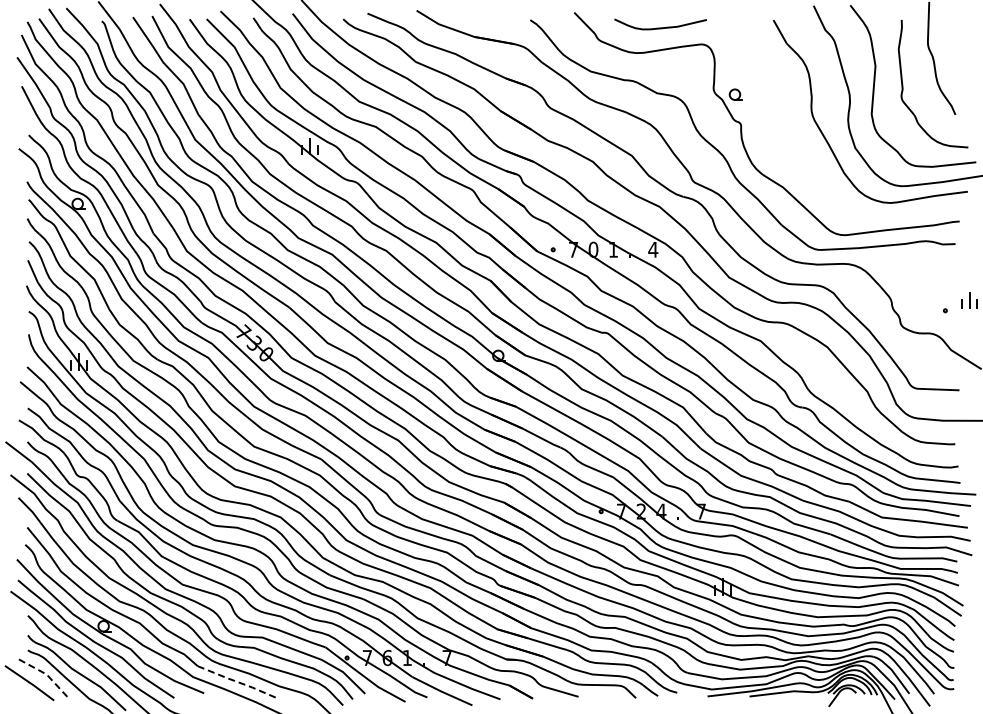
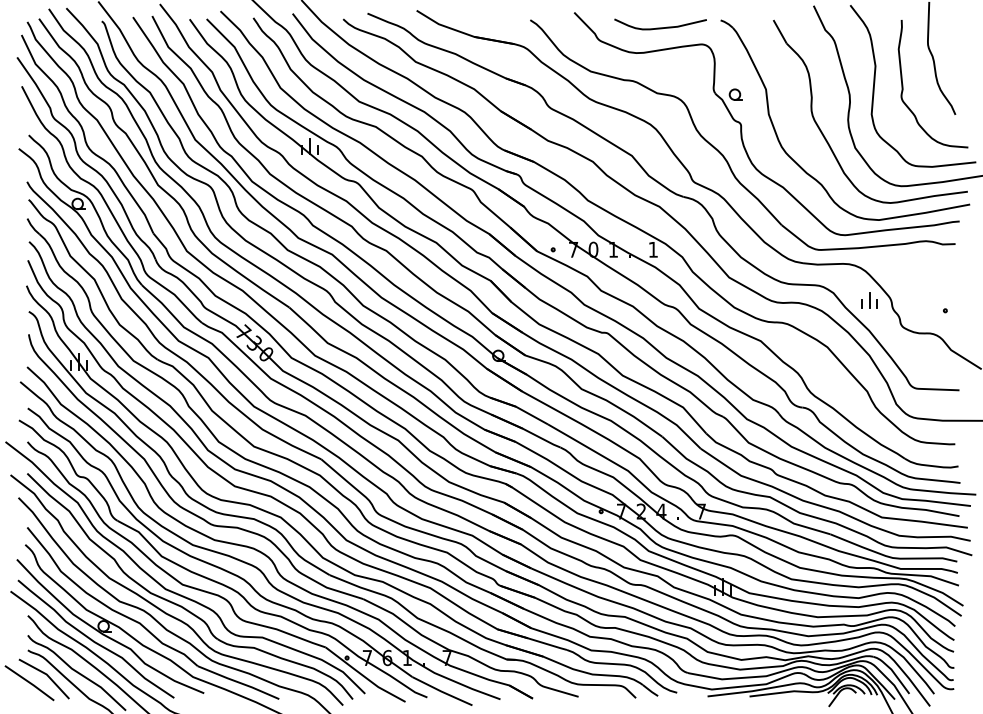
part: none -> present (799, 164)
text: 4 -> 1 (653, 249)
part position: (969, 300) -> (869, 300) (869, 300)
line: dashed -> solid (47, 675)
line: dashed -> solid (238, 682)
